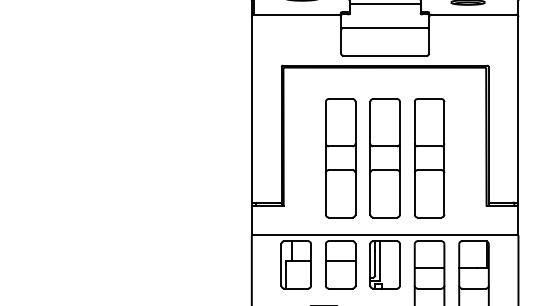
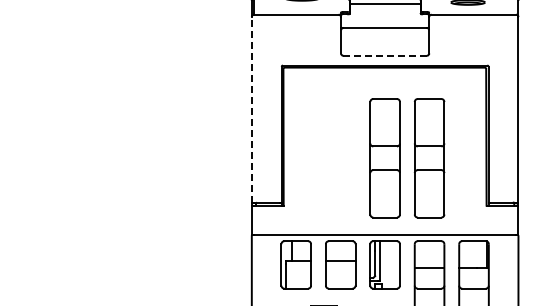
line: solid -> dashed (385, 55)
line: solid -> dashed (251, 109)
part: present -> none (340, 158)
